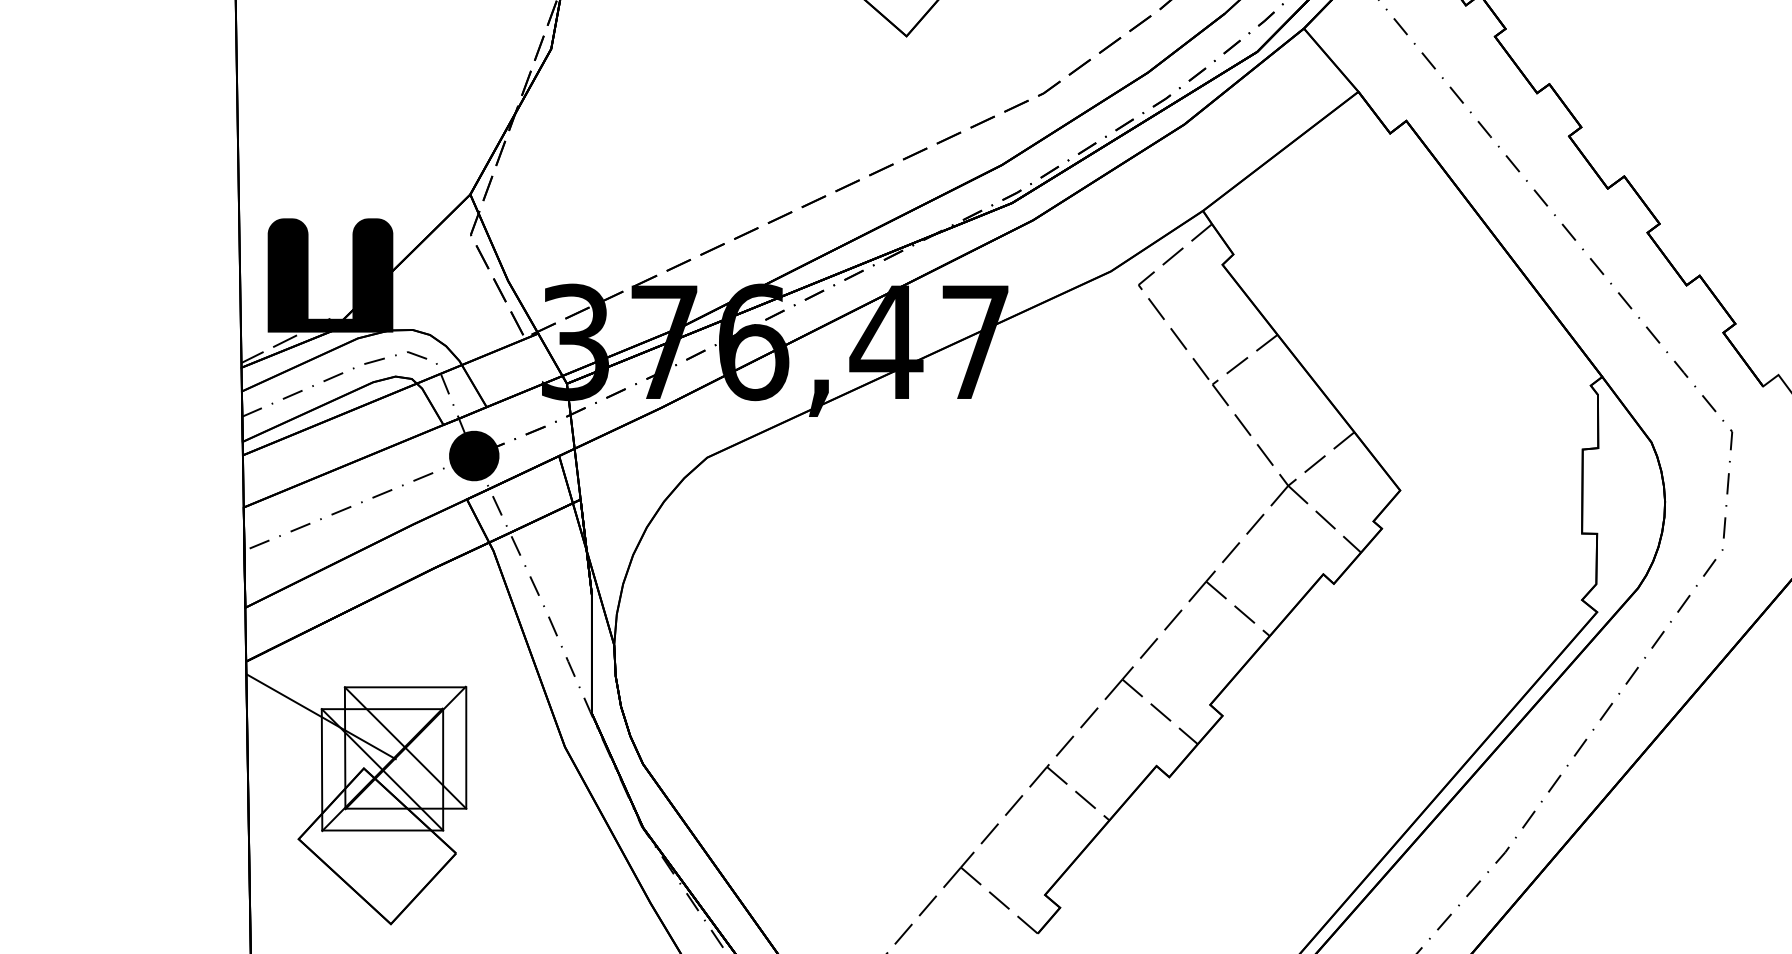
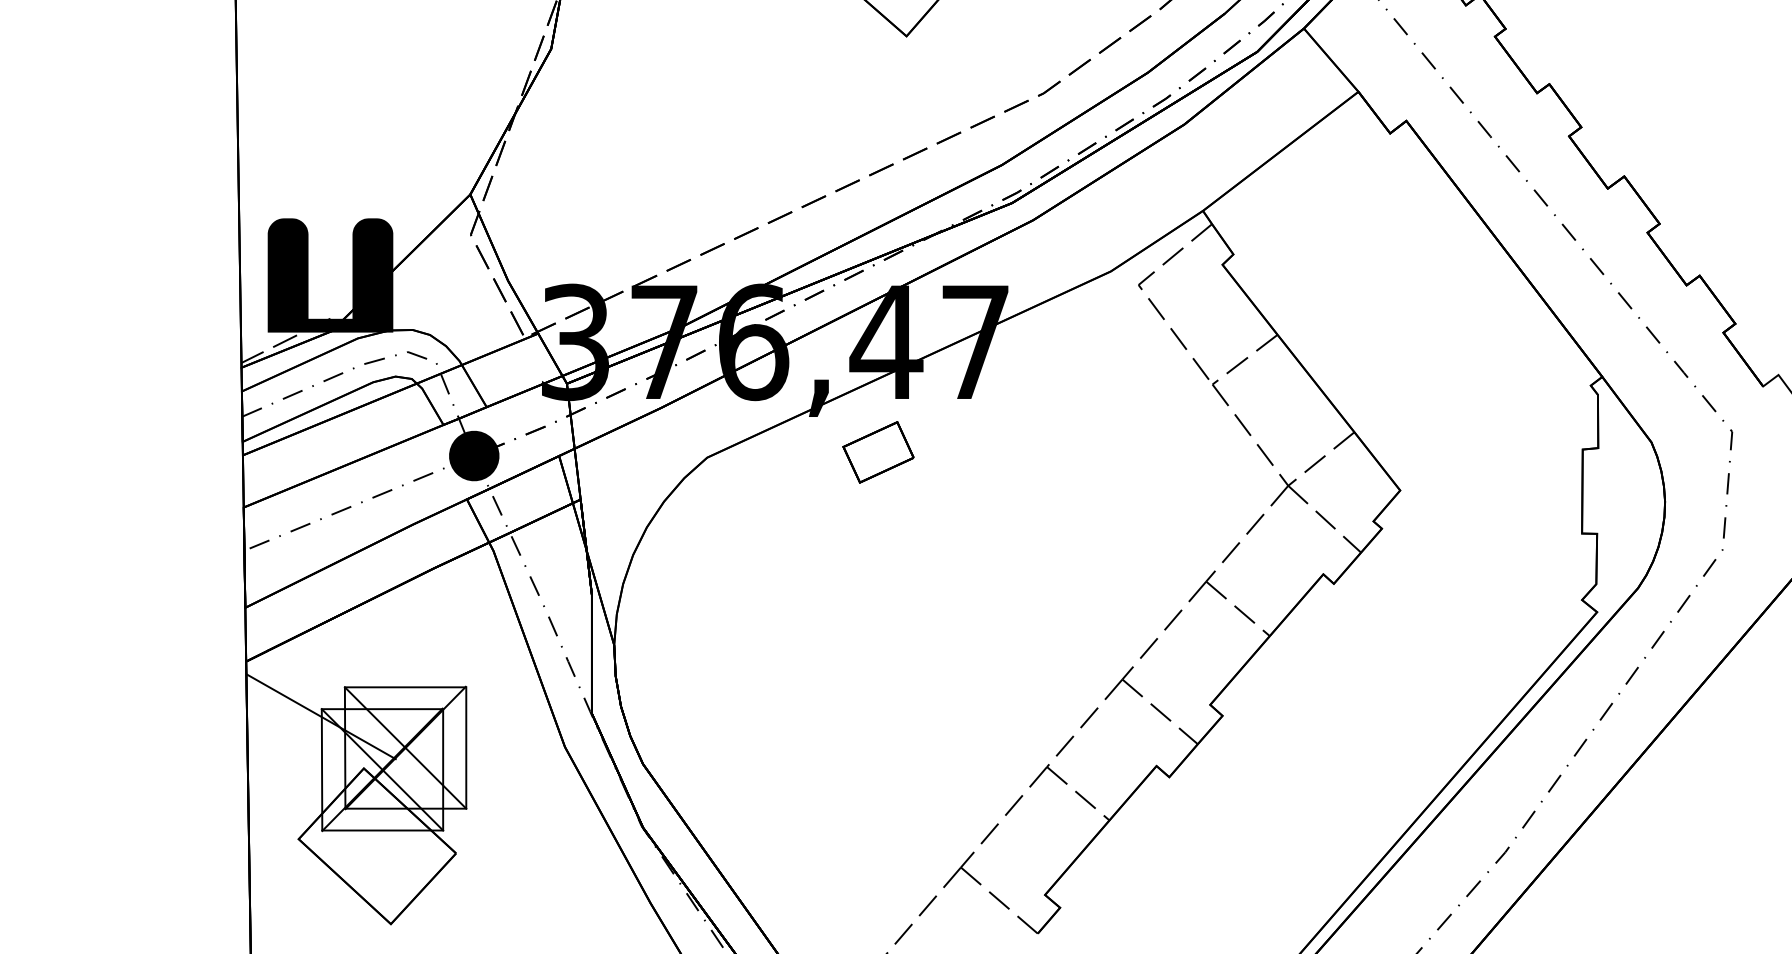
part: none -> present (878, 452)
